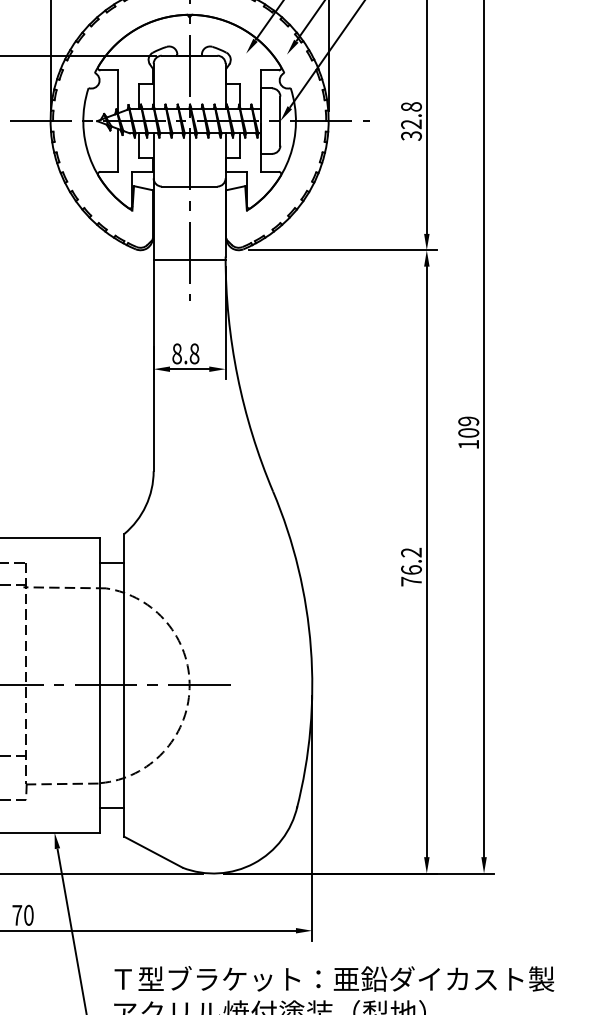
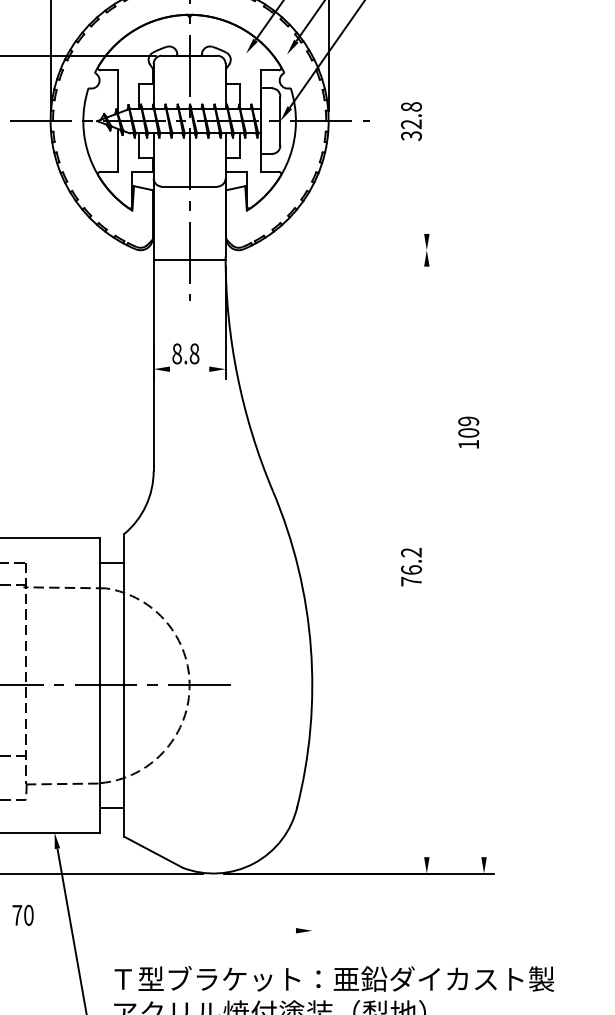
line: present -> none (426, 117)
line: present -> none (342, 250)
line: present -> none (189, 369)
line: present -> none (484, 429)
line: present -> none (426, 561)
line: present -> none (312, 817)
line: present -> none (148, 930)
